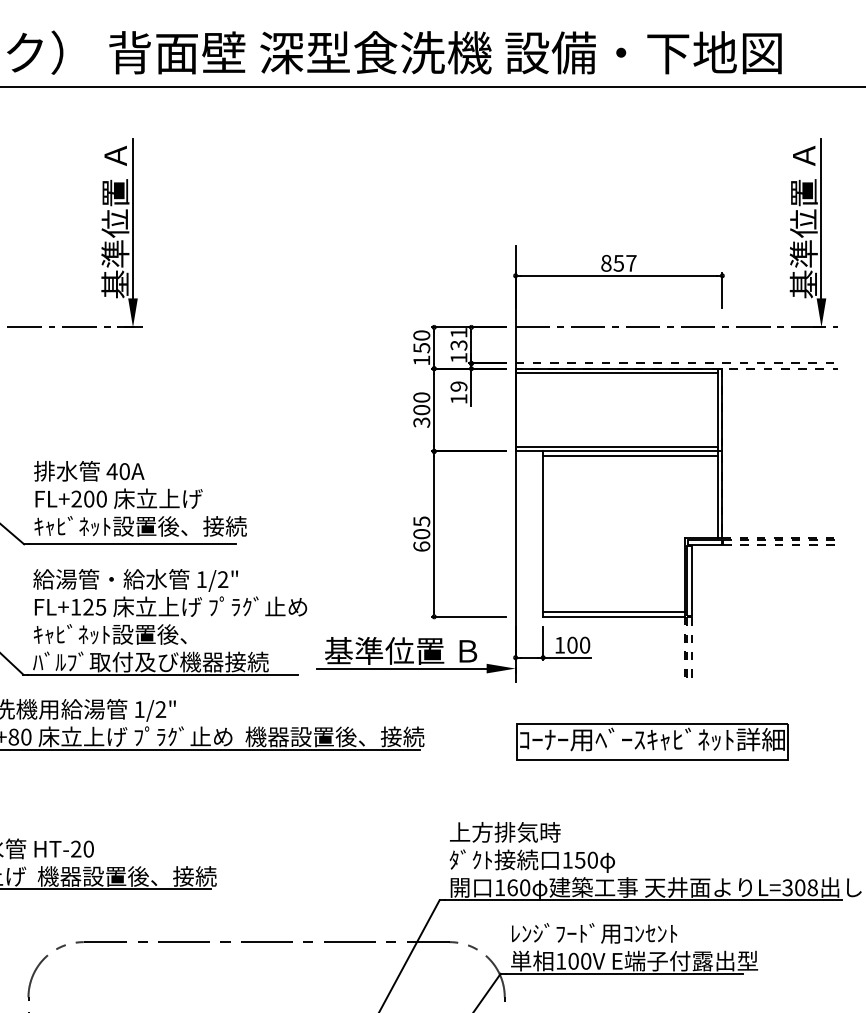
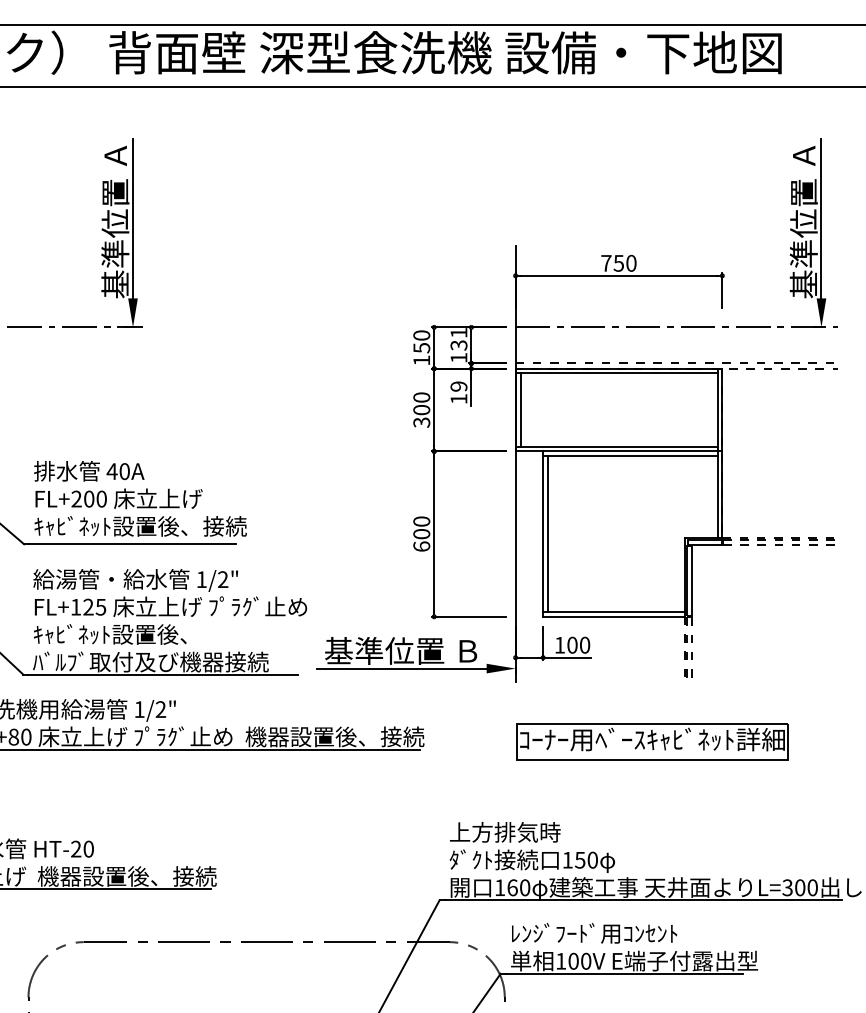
line: none -> present (432, 24)
text: 857 -> 750 (618, 262)
line: none -> present (520, 410)
text: 605 -> 600 (421, 521)
line: none -> present (547, 533)
text: L=308 -> L=300 (812, 887)
